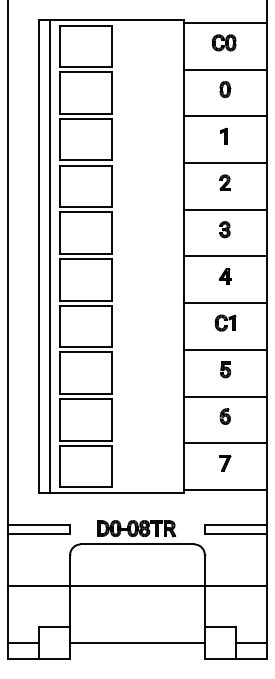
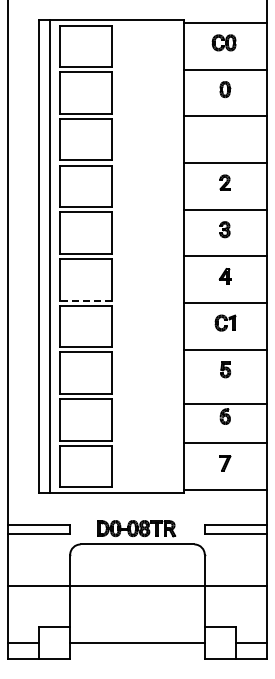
part: present -> none (223, 135)
line: solid -> dashed (85, 300)
line position: (225, 396) -> (225, 403) (225, 403)
